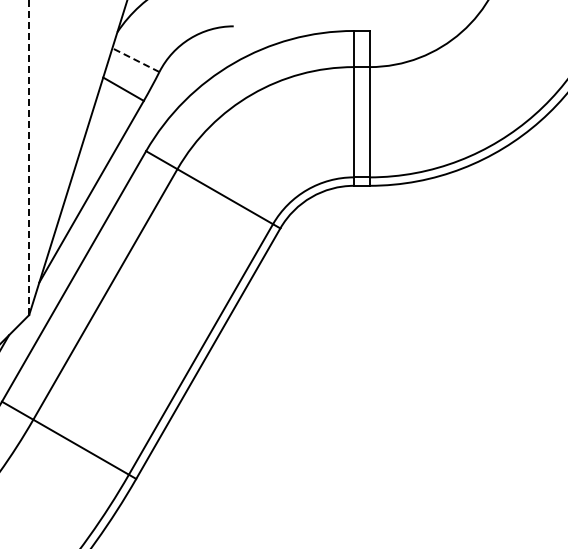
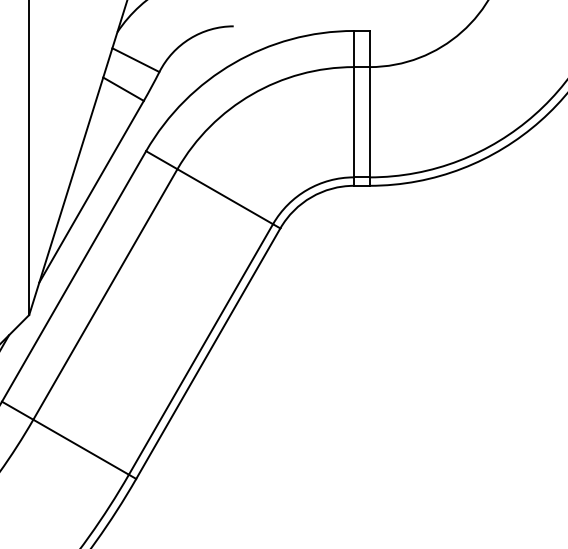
line: dashed -> solid (135, 59)
line: dashed -> solid (29, 157)
